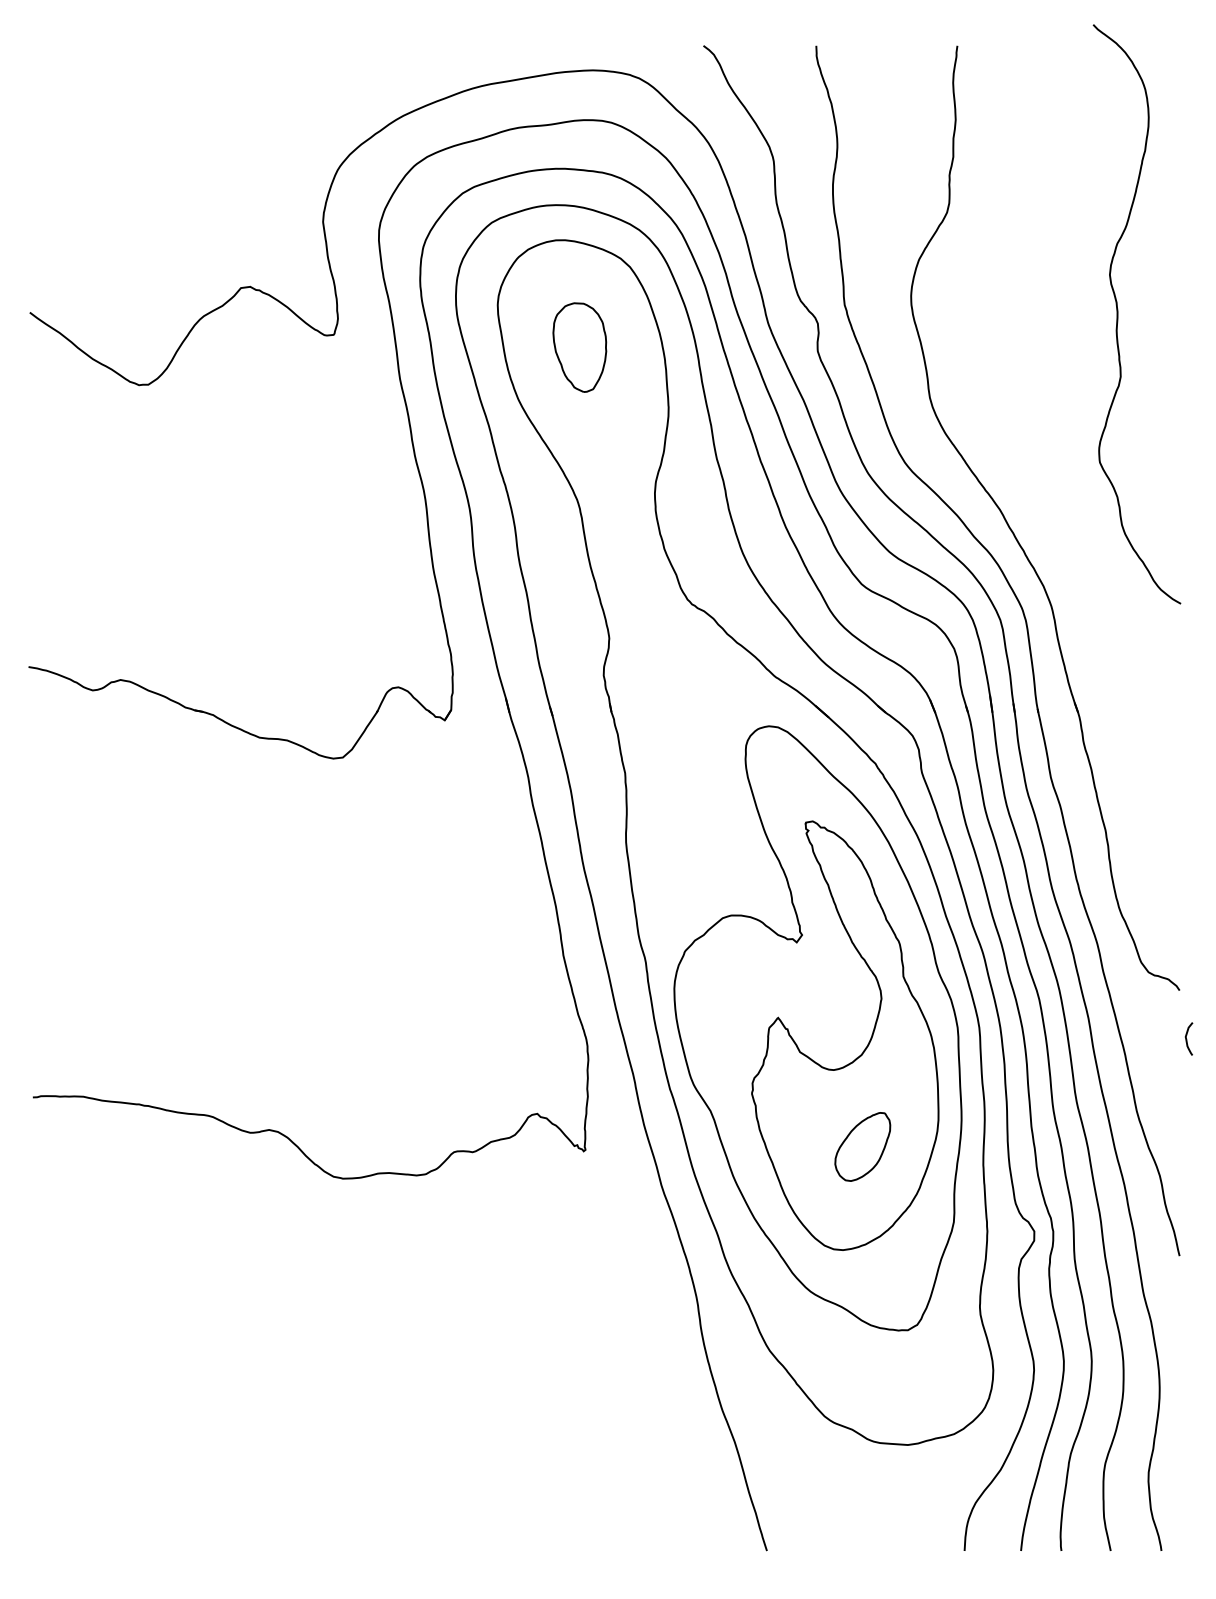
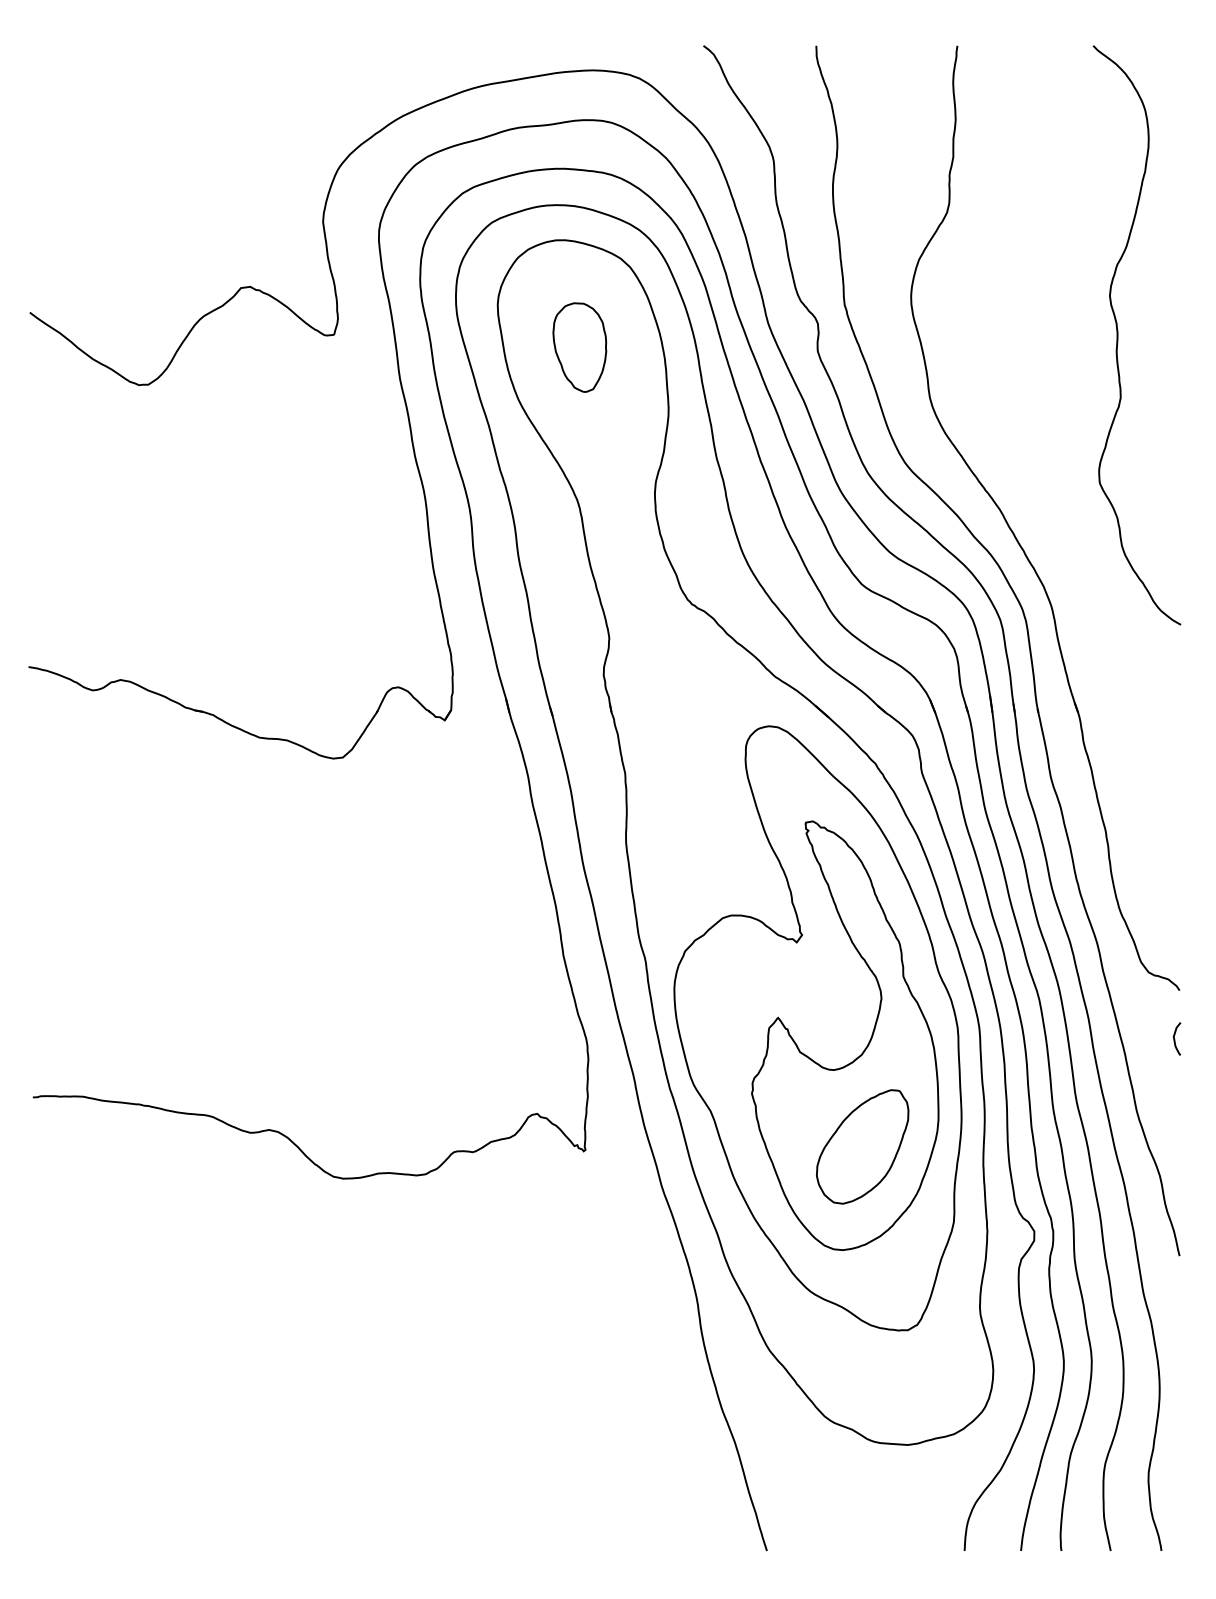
curve position: (1118, 314) -> (1118, 335) (1118, 335)
curve position: (1187, 1039) -> (1175, 1039) (1175, 1039)
part size: 58x70 px -> 94x116 px (862, 1146)
